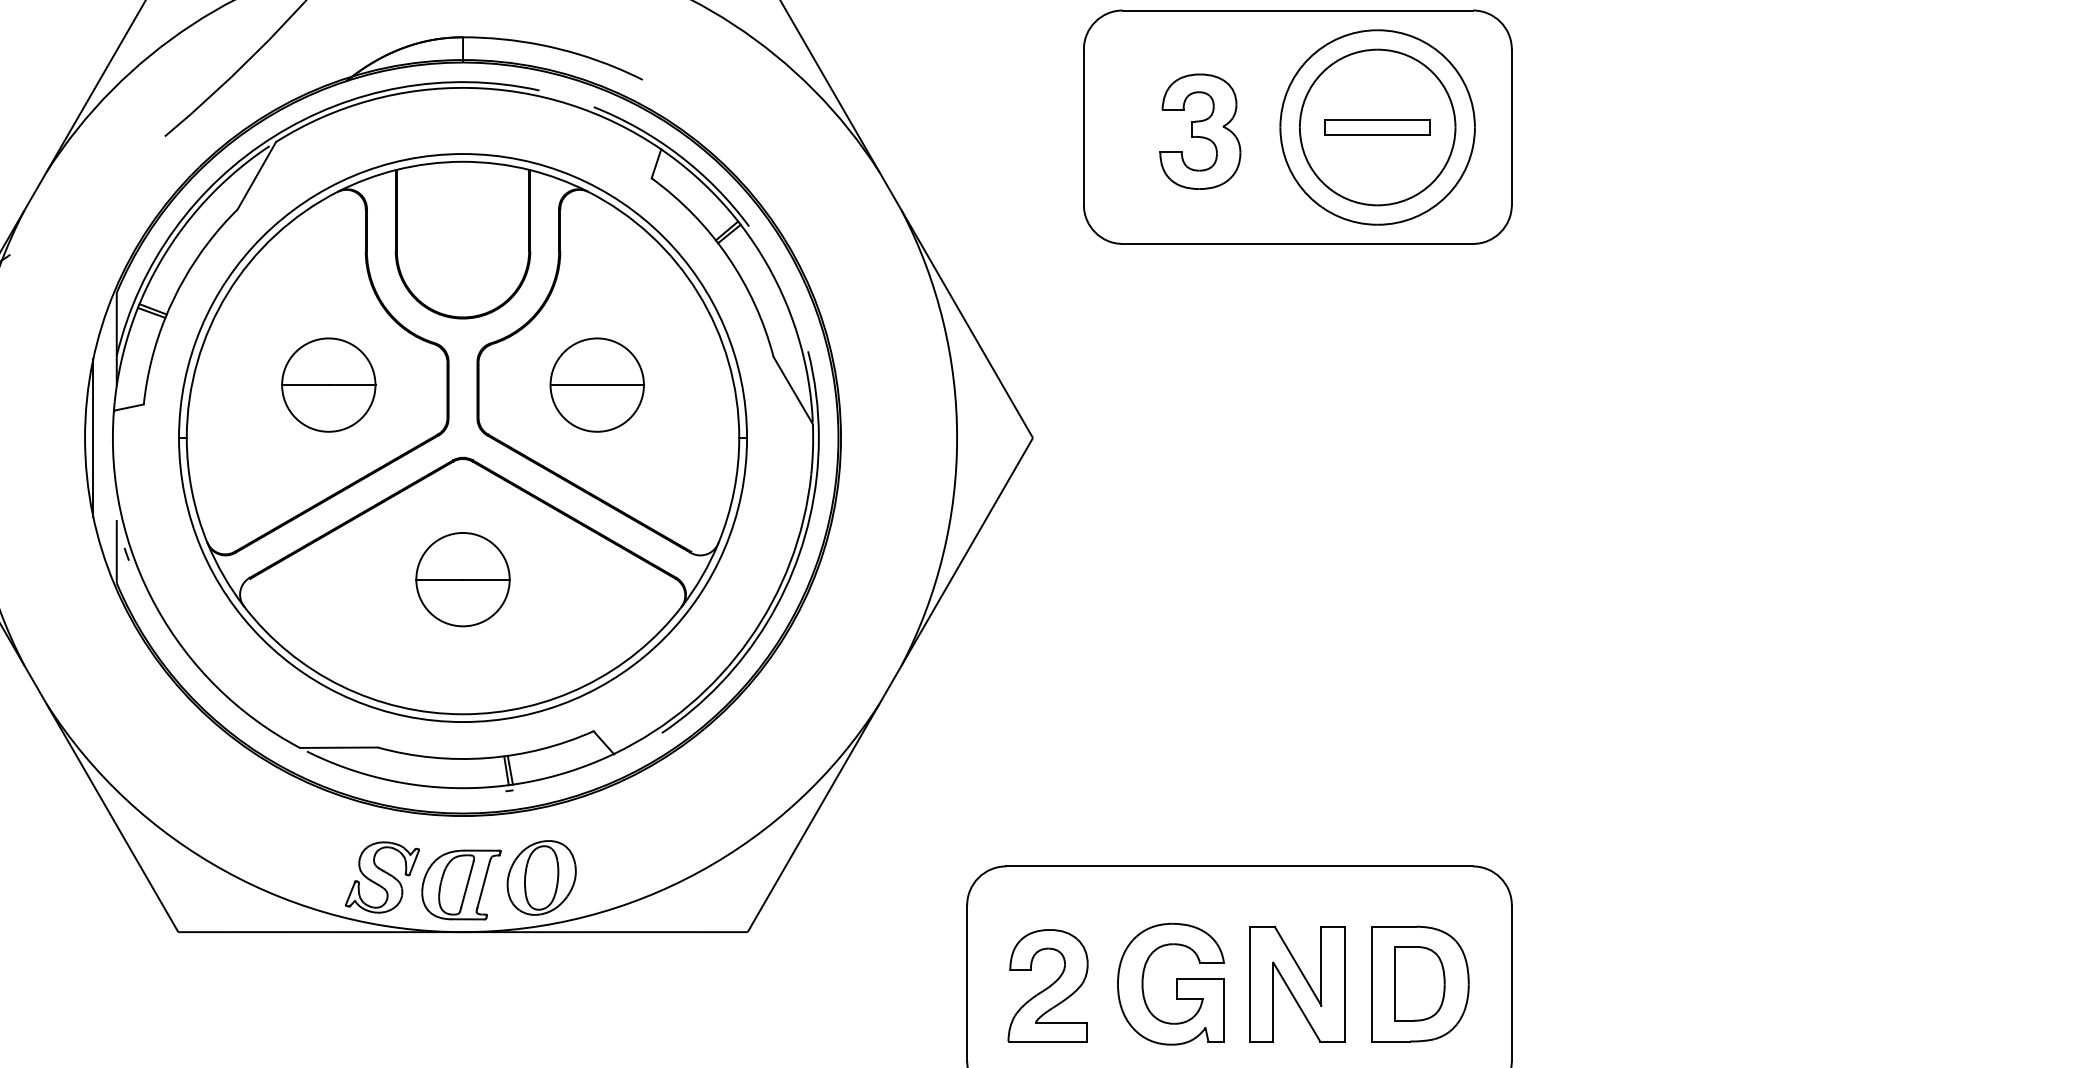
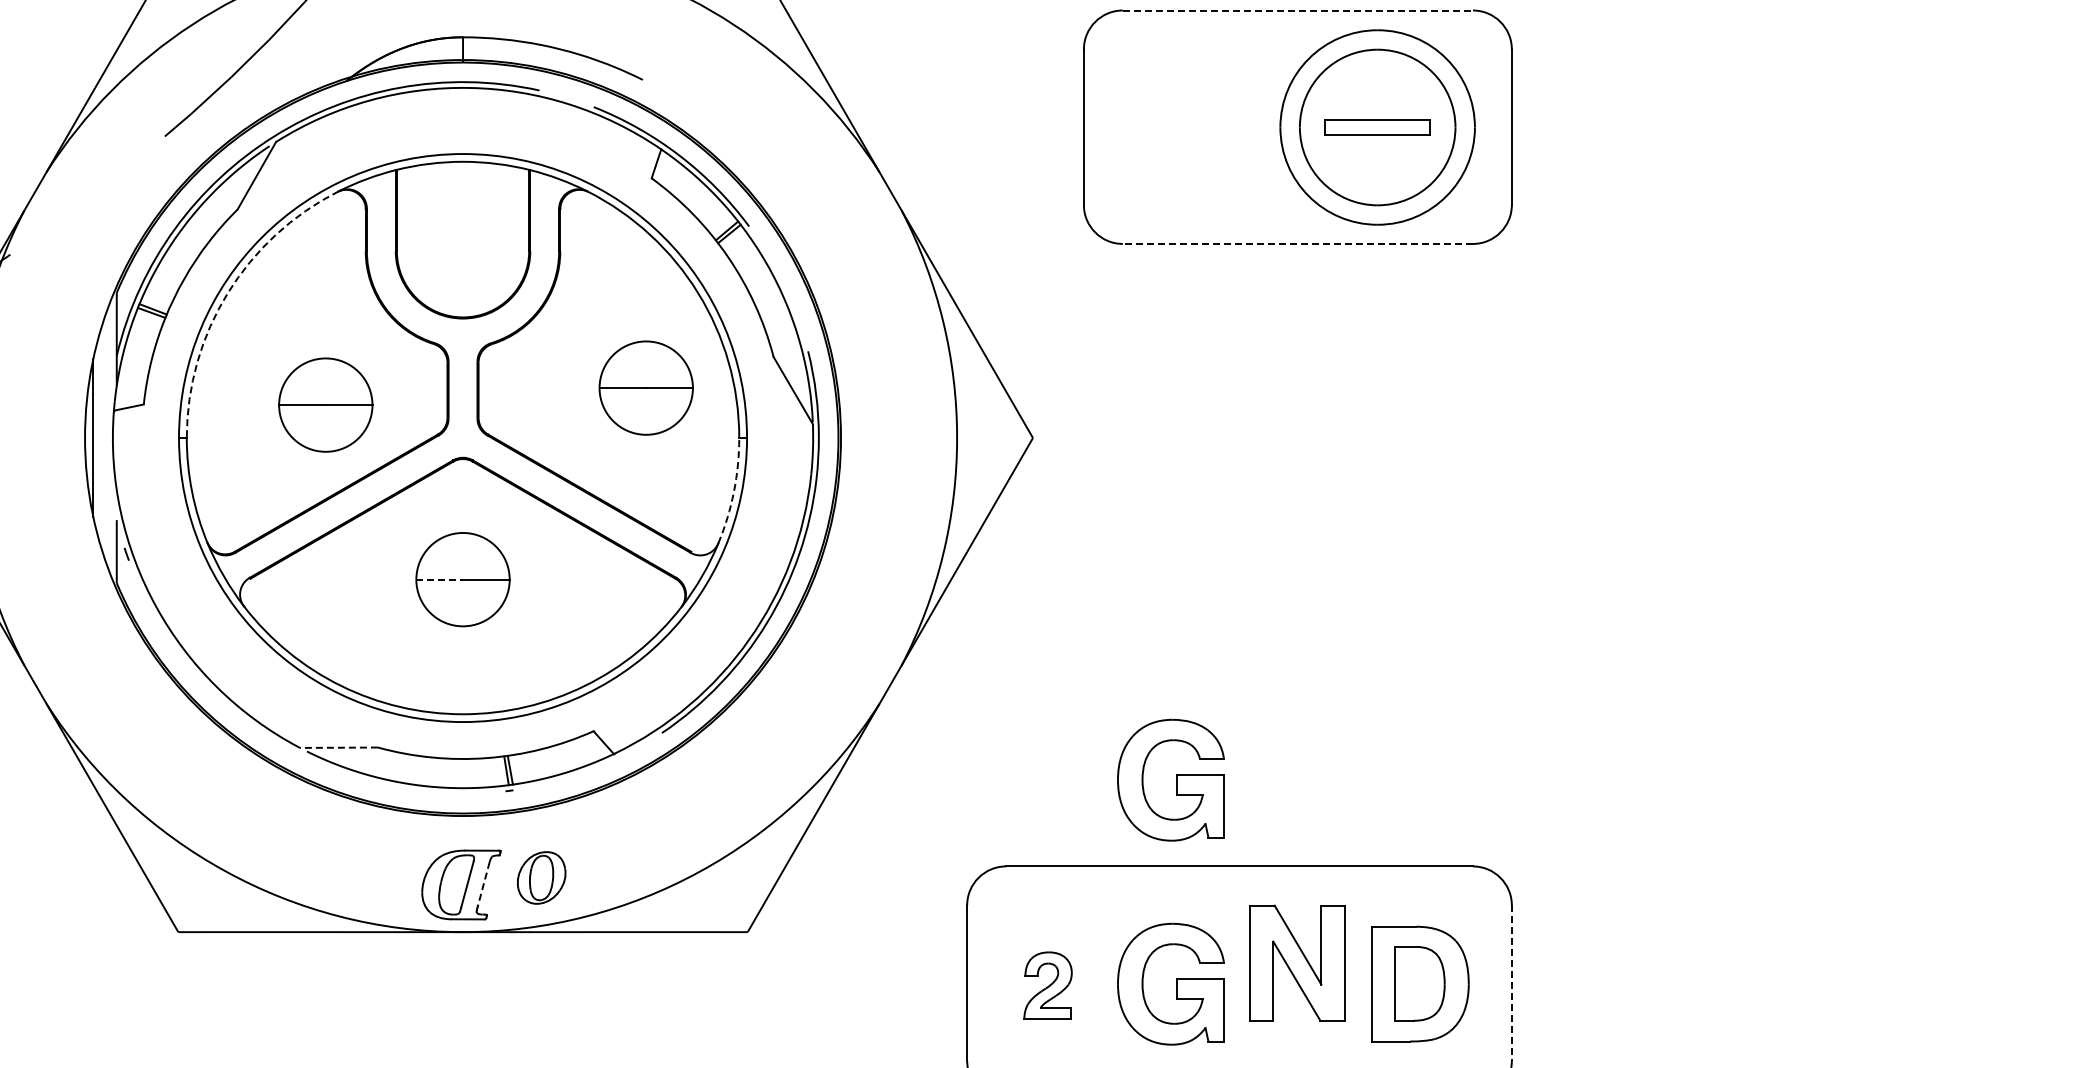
line: solid -> dashed (1298, 10)
part: present -> none (1200, 131)
line: solid -> dashed (1297, 243)
arc: solid -> dashed (227, 293)
part position: (328, 384) -> (325, 404) (325, 404)
part position: (596, 384) -> (645, 387) (645, 387)
arc: solid -> dashed (733, 491)
line: solid -> dashed (440, 579)
line: solid -> dashed (338, 747)
part: none -> present (1170, 779)
part: present -> none (382, 877)
part size: 71x76 px -> 50x54 px (541, 877)
line: solid -> dashed (483, 884)
part position: (1297, 983) -> (1297, 962) (1297, 962)
line: solid -> dashed (1511, 983)
part size: 82x114 px -> 50x69 px (1047, 985)
